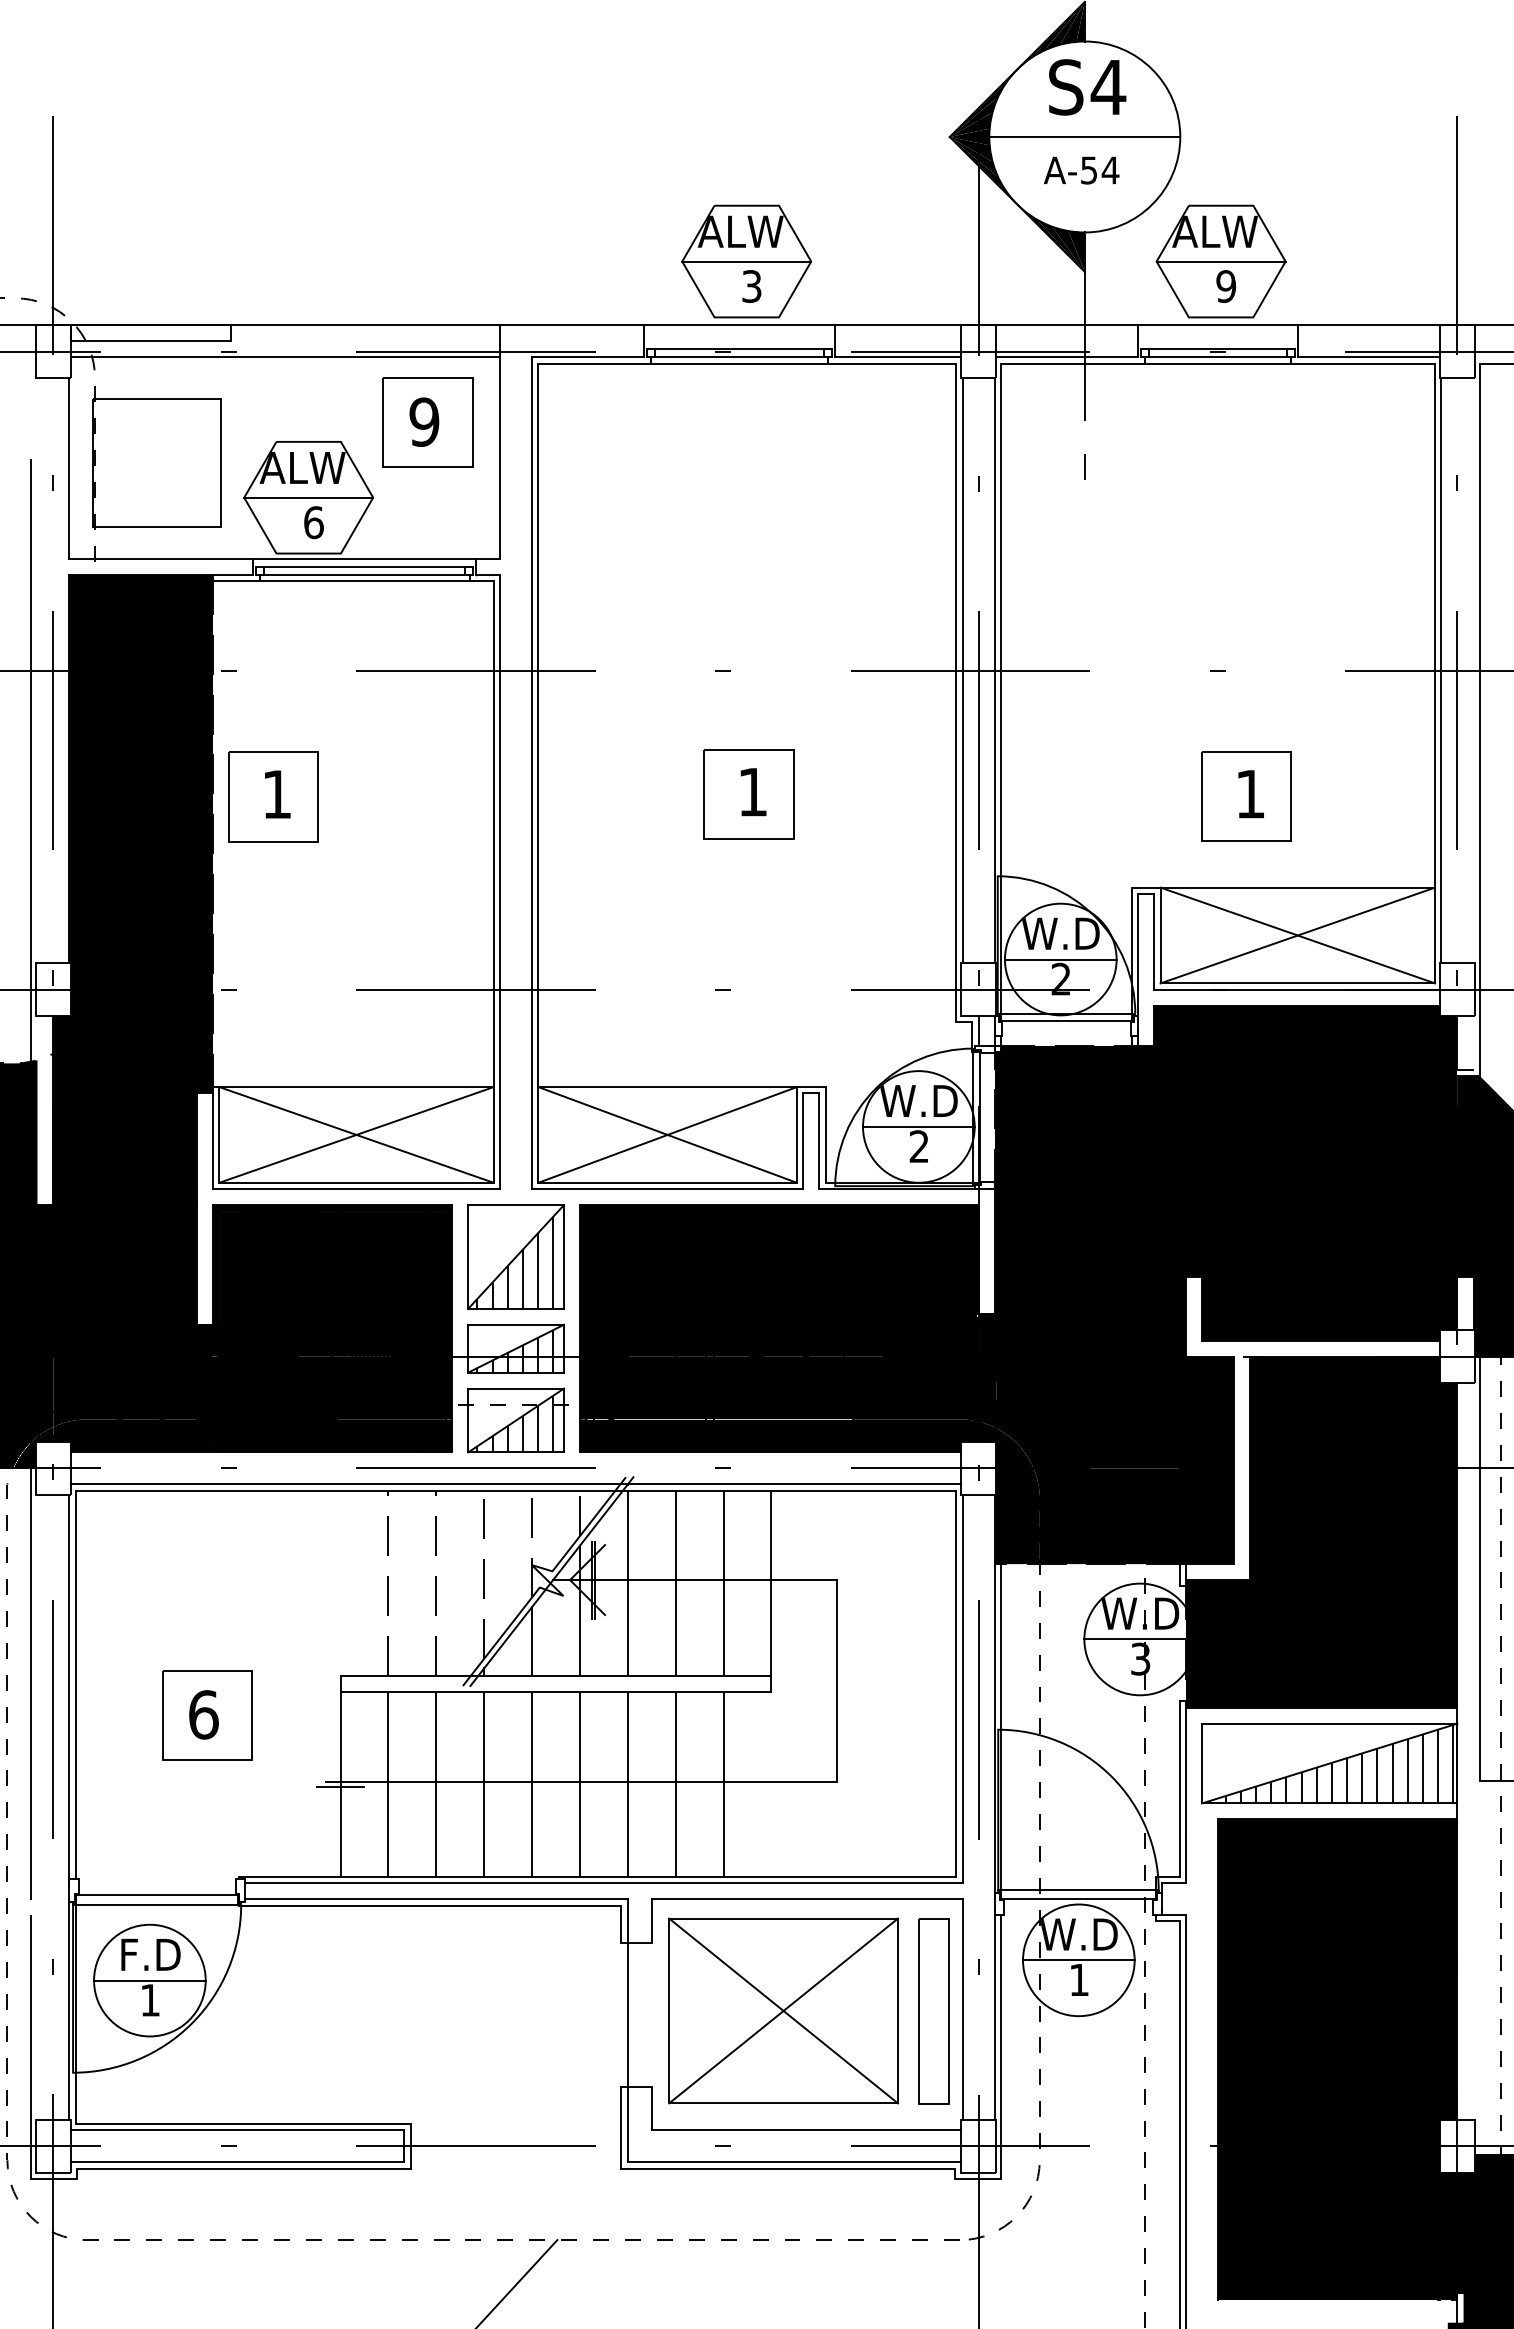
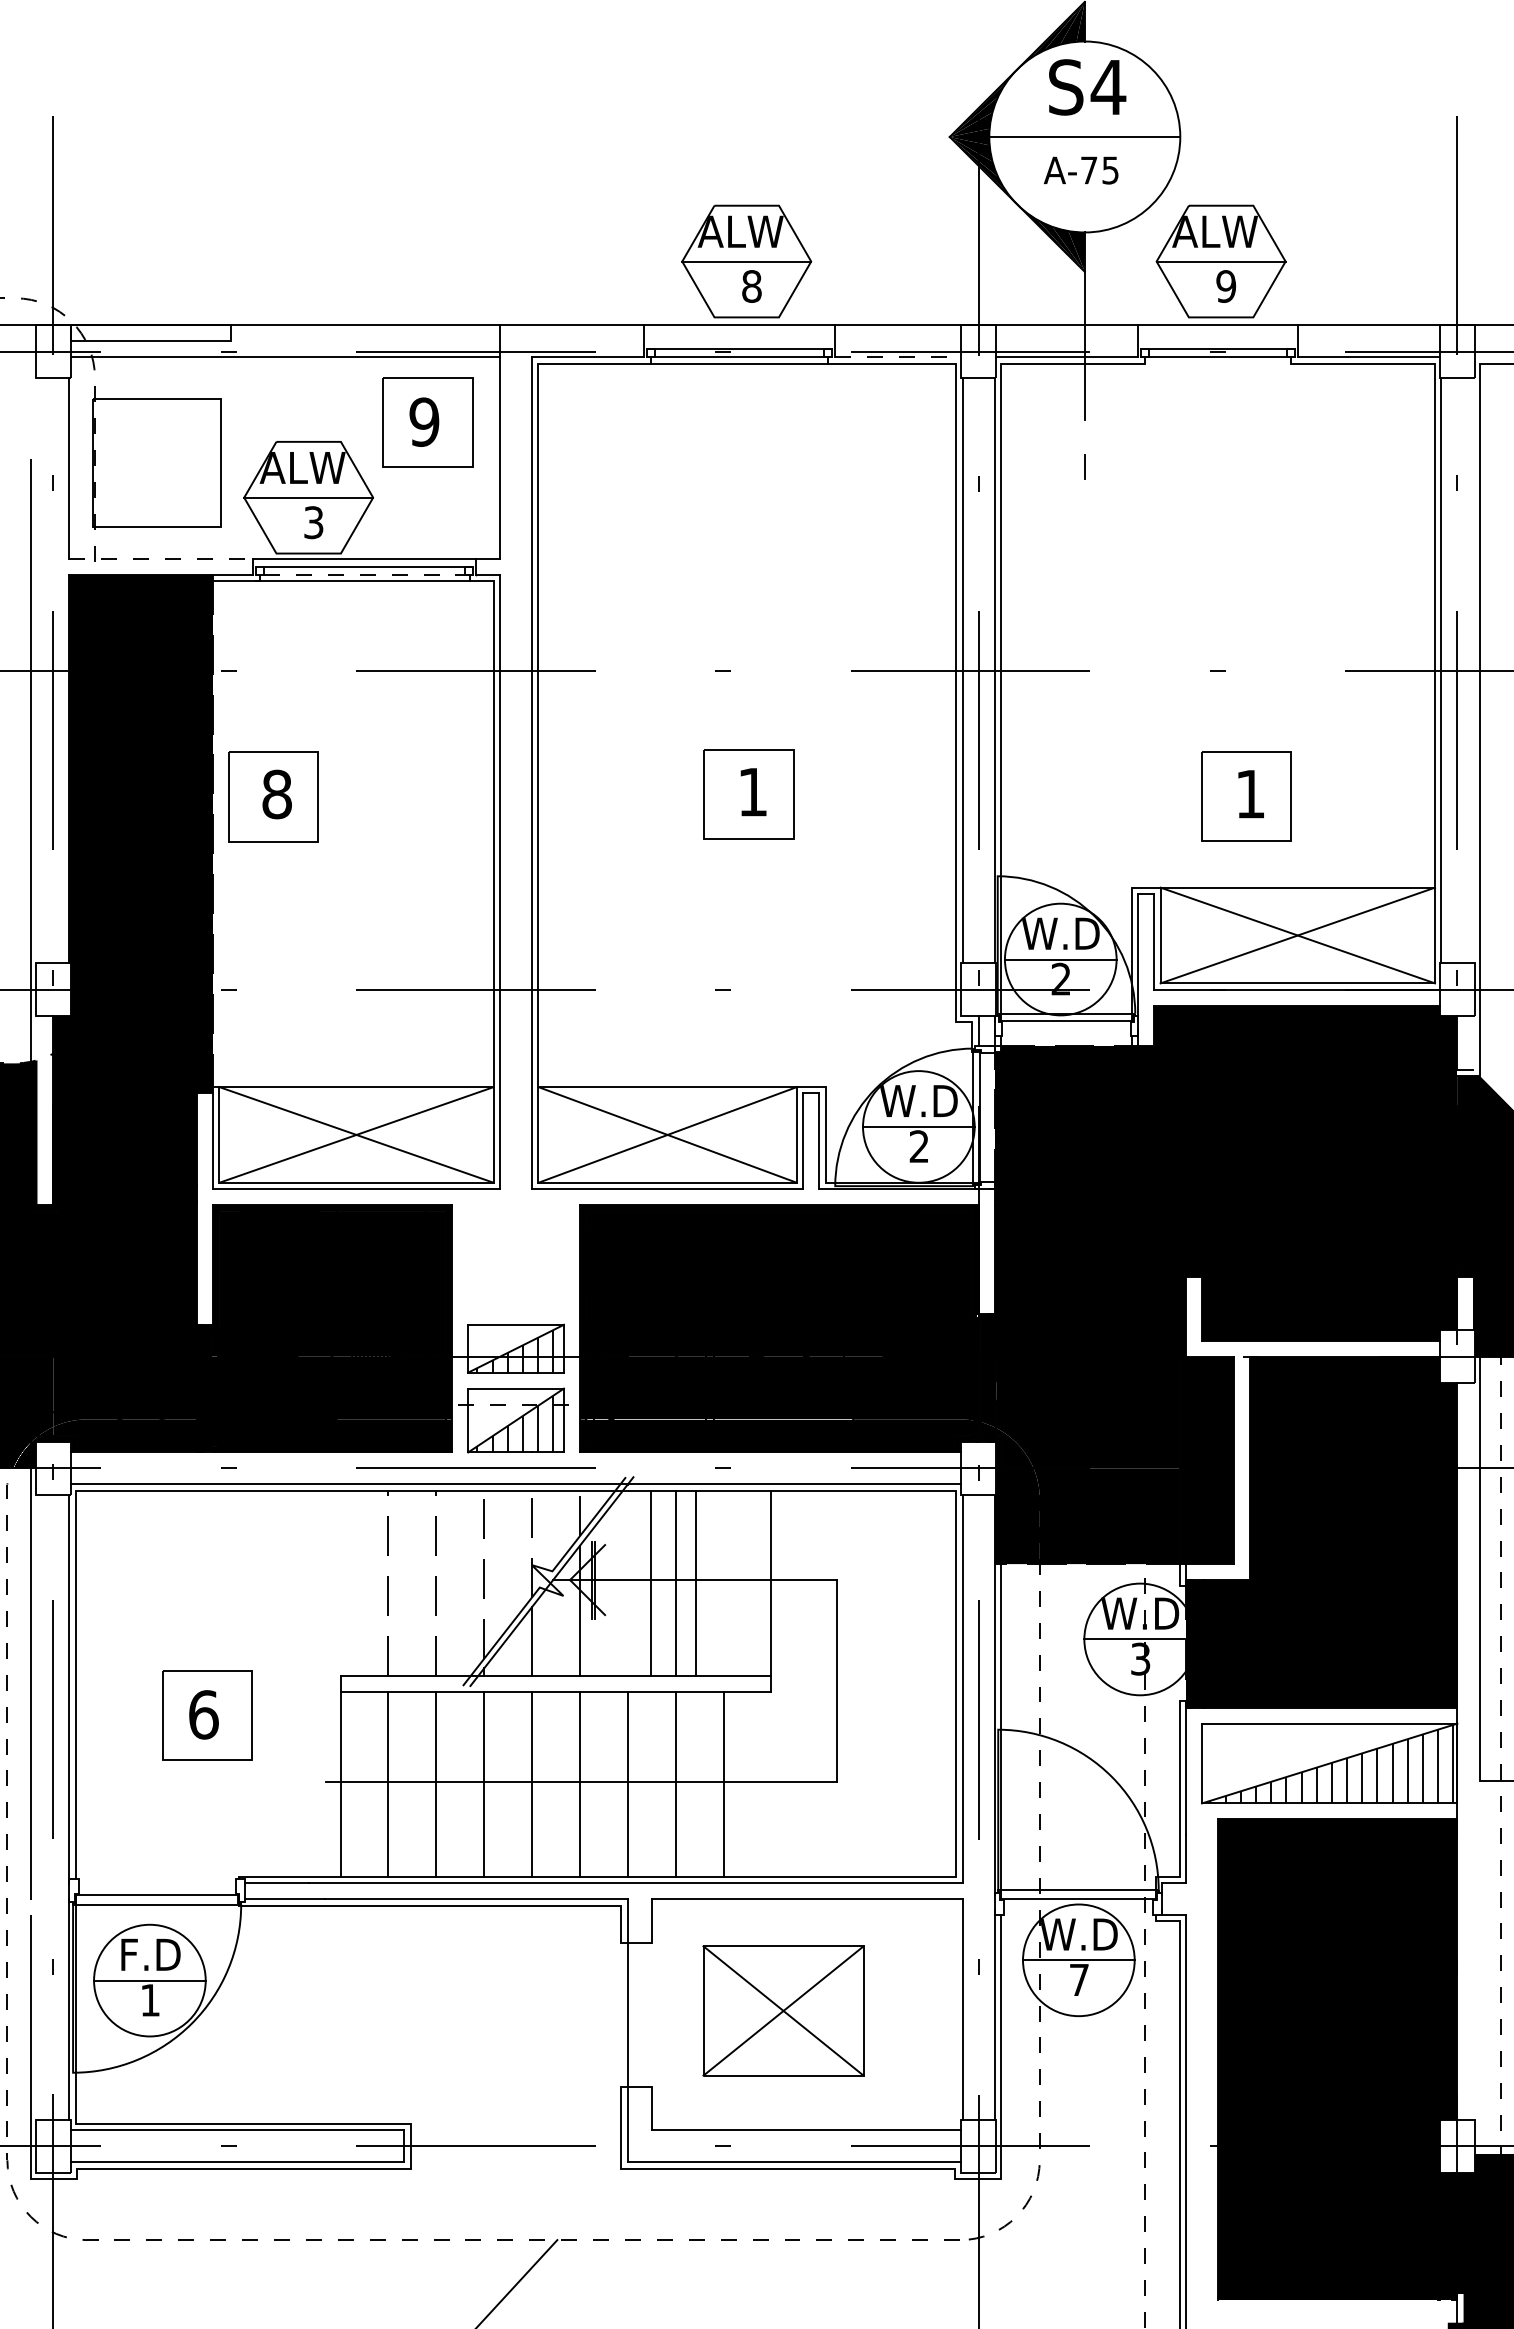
text: A-54 -> A-75 (1100, 170)
text: 3 -> 8 (751, 286)
line: solid -> dashed (898, 357)
line: present -> none (1217, 363)
text: 6 -> 3 (313, 522)
line: solid -> dashed (161, 559)
line: solid -> dashed (369, 574)
text: 1 -> 8 (276, 794)
part: present -> none (515, 1256)
line position: (627, 1582) -> (650, 1582) (650, 1582)
line position: (723, 1582) -> (695, 1582) (695, 1582)
line: present -> none (340, 1787)
text: 1 -> 7 (1079, 1979)
part size: 231x188 px -> 163x132 px (783, 2010)
part: present -> none (933, 2011)
